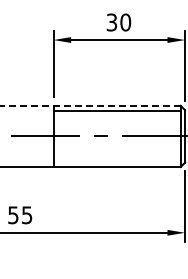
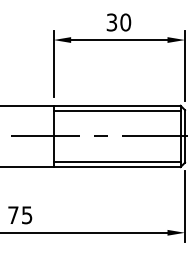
line: dashed -> solid (90, 105)
line: none -> present (116, 161)
text: 55 -> 75 (13, 215)
